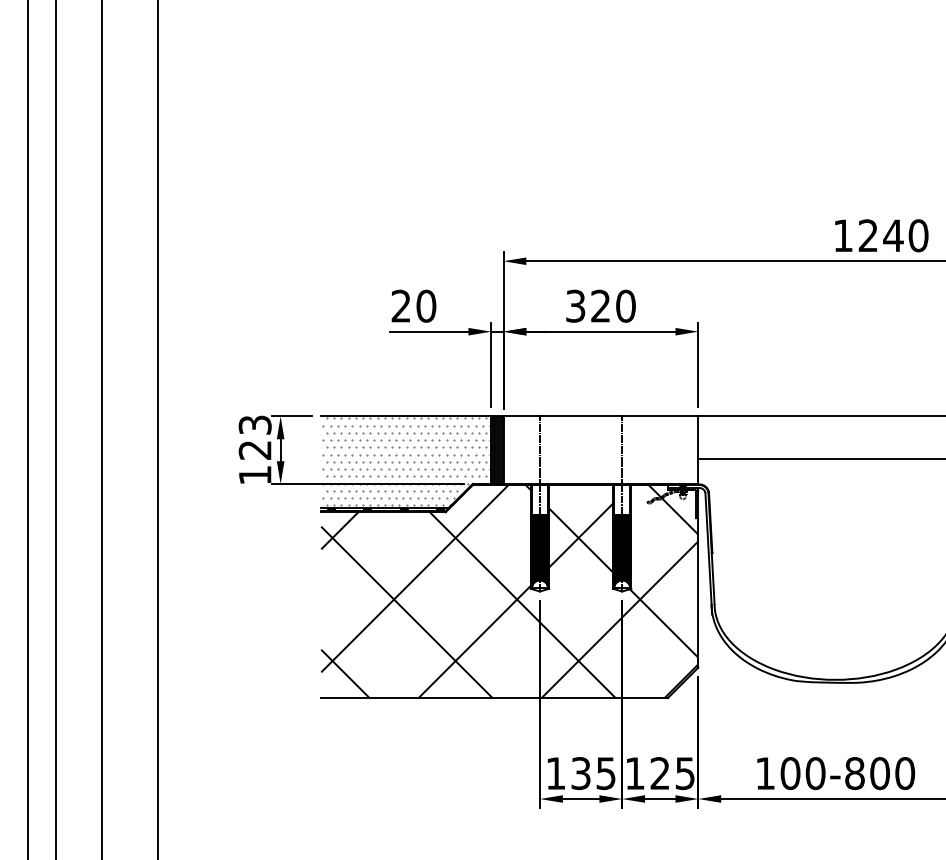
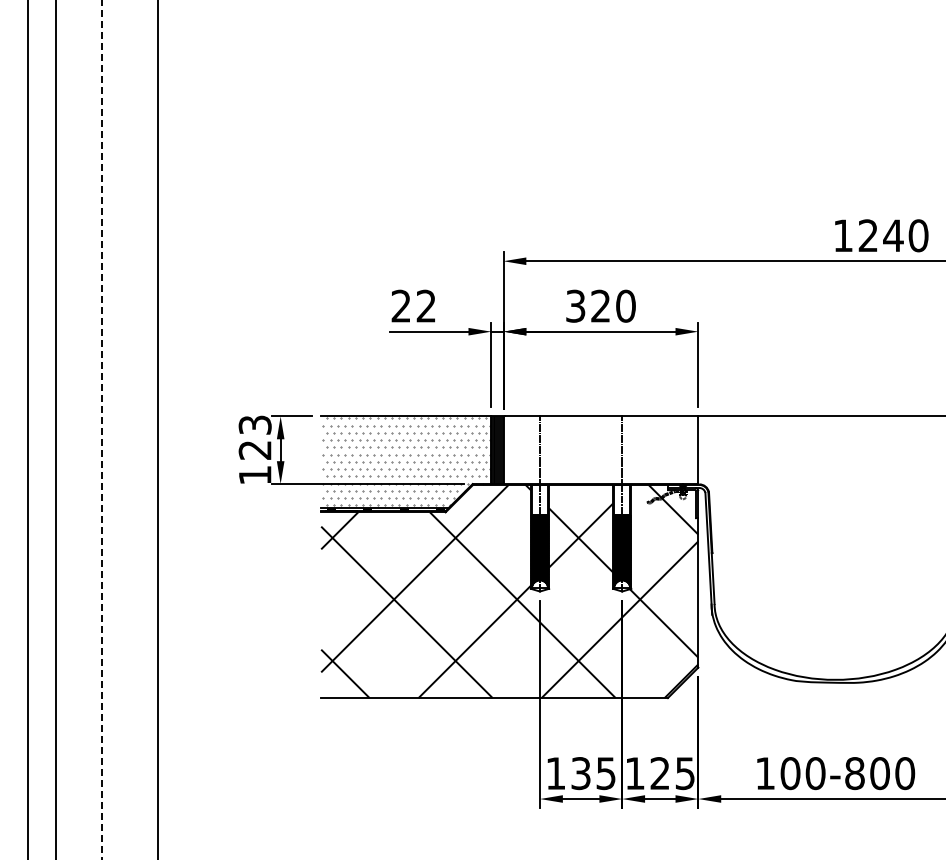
text: 20 -> 22 (426, 305)
line: solid -> dashed (102, 429)
line: present -> none (820, 459)
